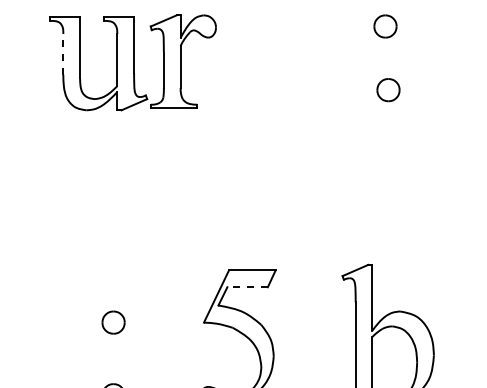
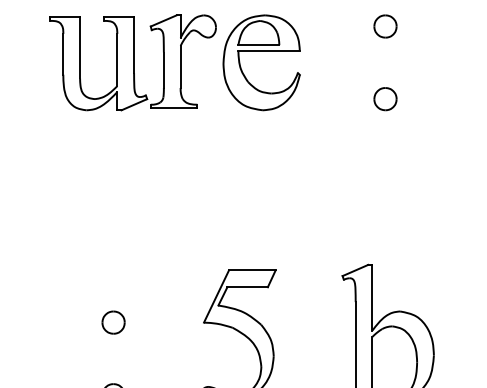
part: none -> present (261, 51)
line: dashed -> solid (63, 53)
part position: (388, 90) -> (385, 99) (385, 99)
line: dashed -> solid (247, 287)
